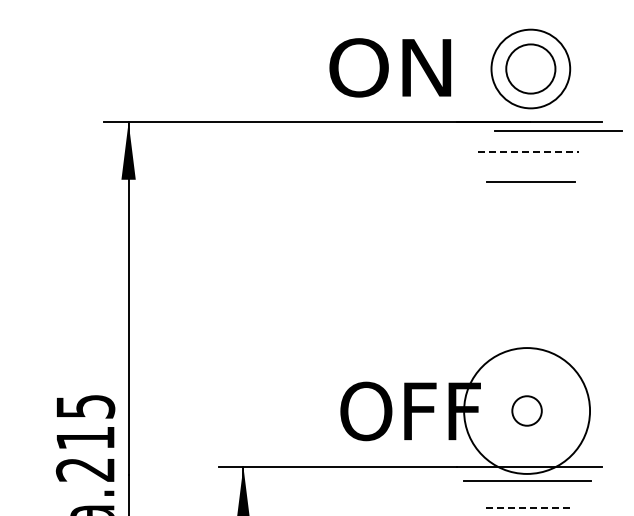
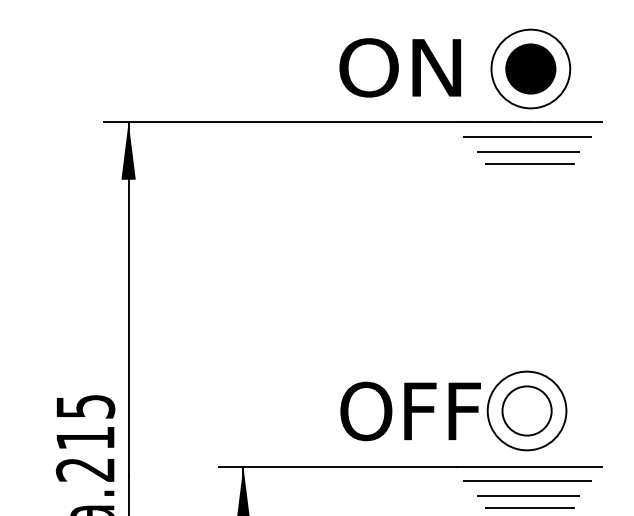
text position: (390, 67) -> (400, 67) (400, 67)
fill: none -> present (530, 68)
line position: (558, 130) -> (527, 136) (527, 136)
line: dashed -> solid (528, 151)
line position: (530, 181) -> (529, 163) (529, 163)
circle diameter: 30 px -> 49 px (526, 410)
circle diameter: 126 px -> 79 px (526, 410)
line: none -> present (528, 496)
line: dashed -> solid (530, 508)
